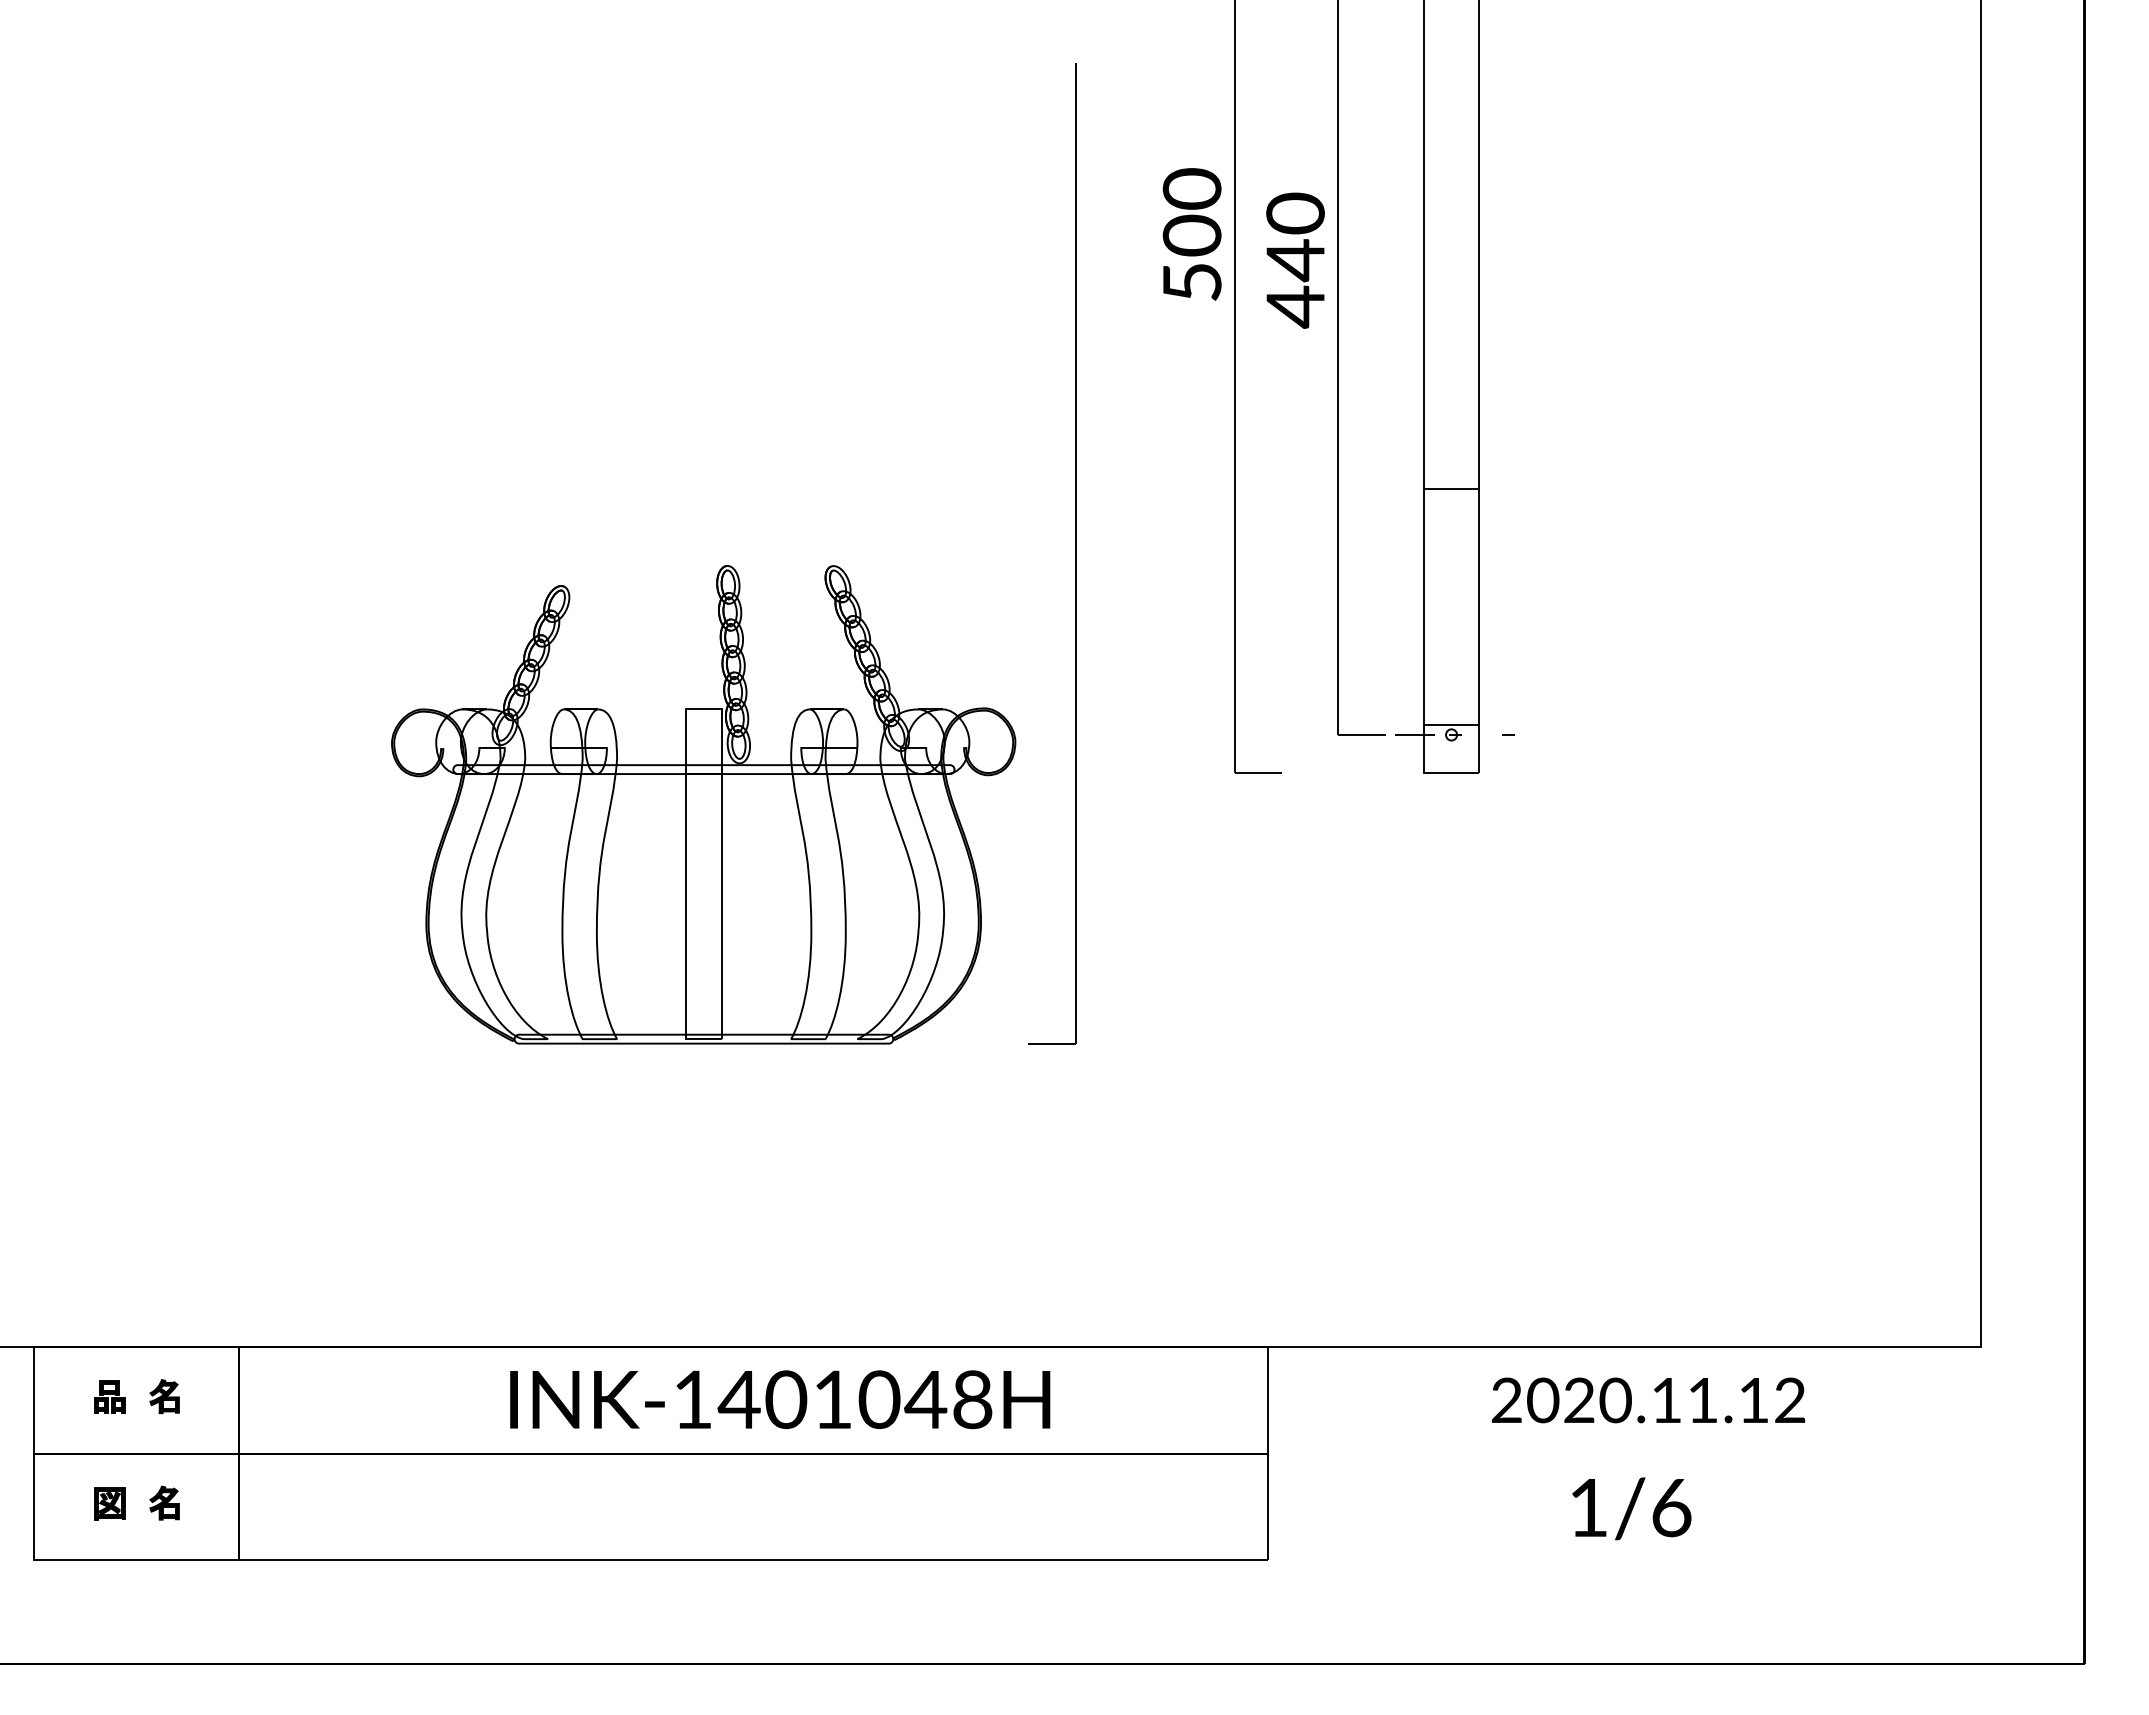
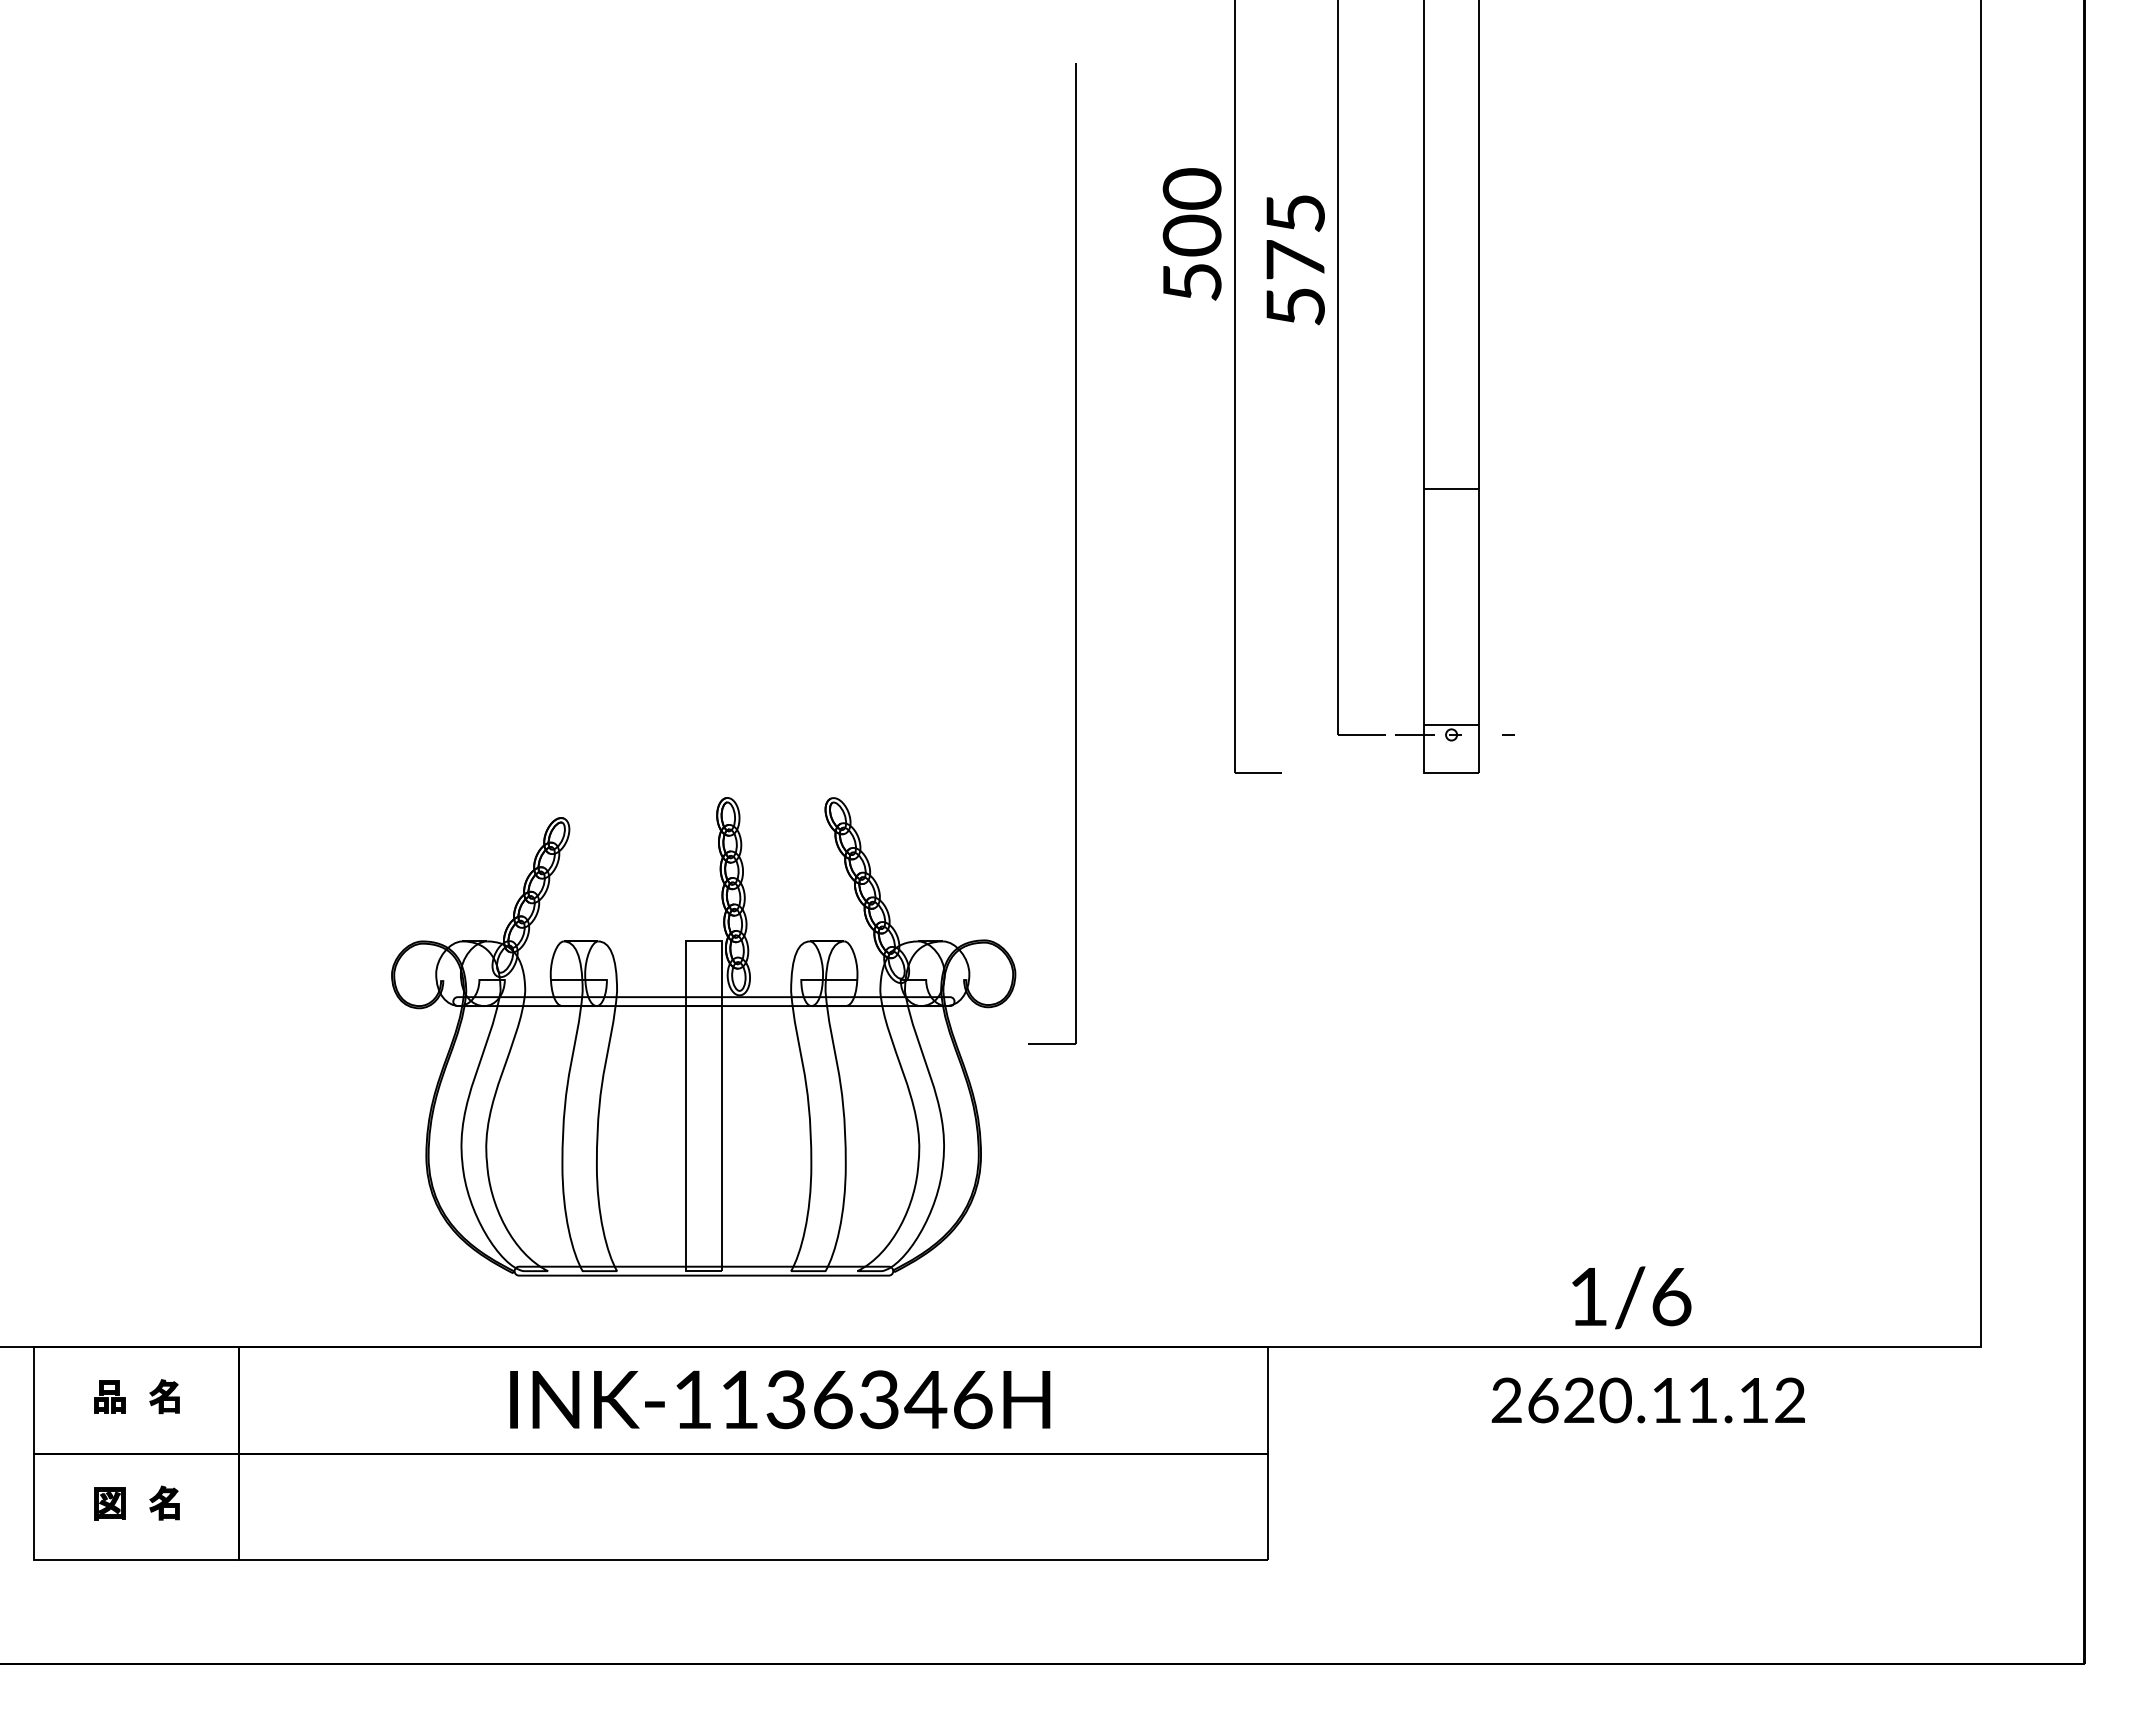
text: 440 -> 575 (1295, 260)
part position: (703, 804) -> (703, 1036) (703, 1036)
text: INK-1401048H -> INK-1136346H (854, 1399)
text: 2020.11.12 -> 2620.11.12 (1543, 1399)
text position: (1631, 1508) -> (1631, 1297) (1631, 1297)
